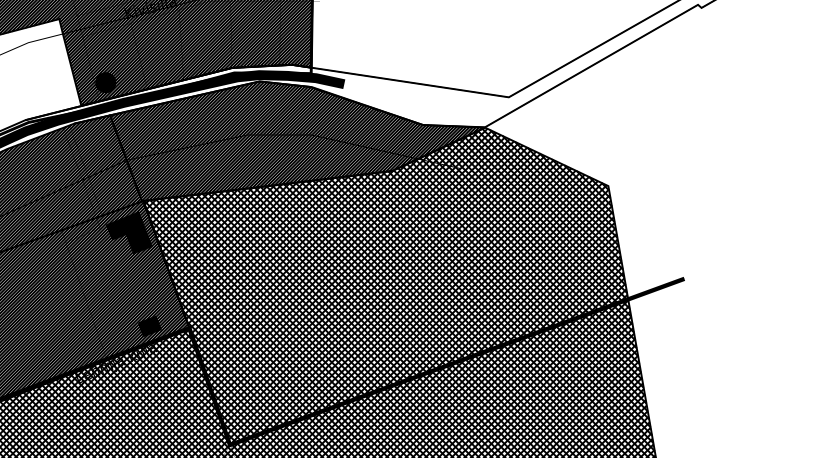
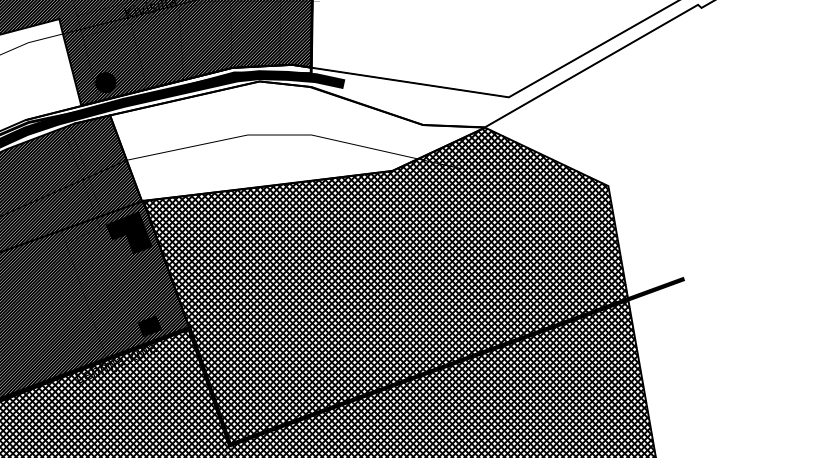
hatch: present -> none (296, 140)
